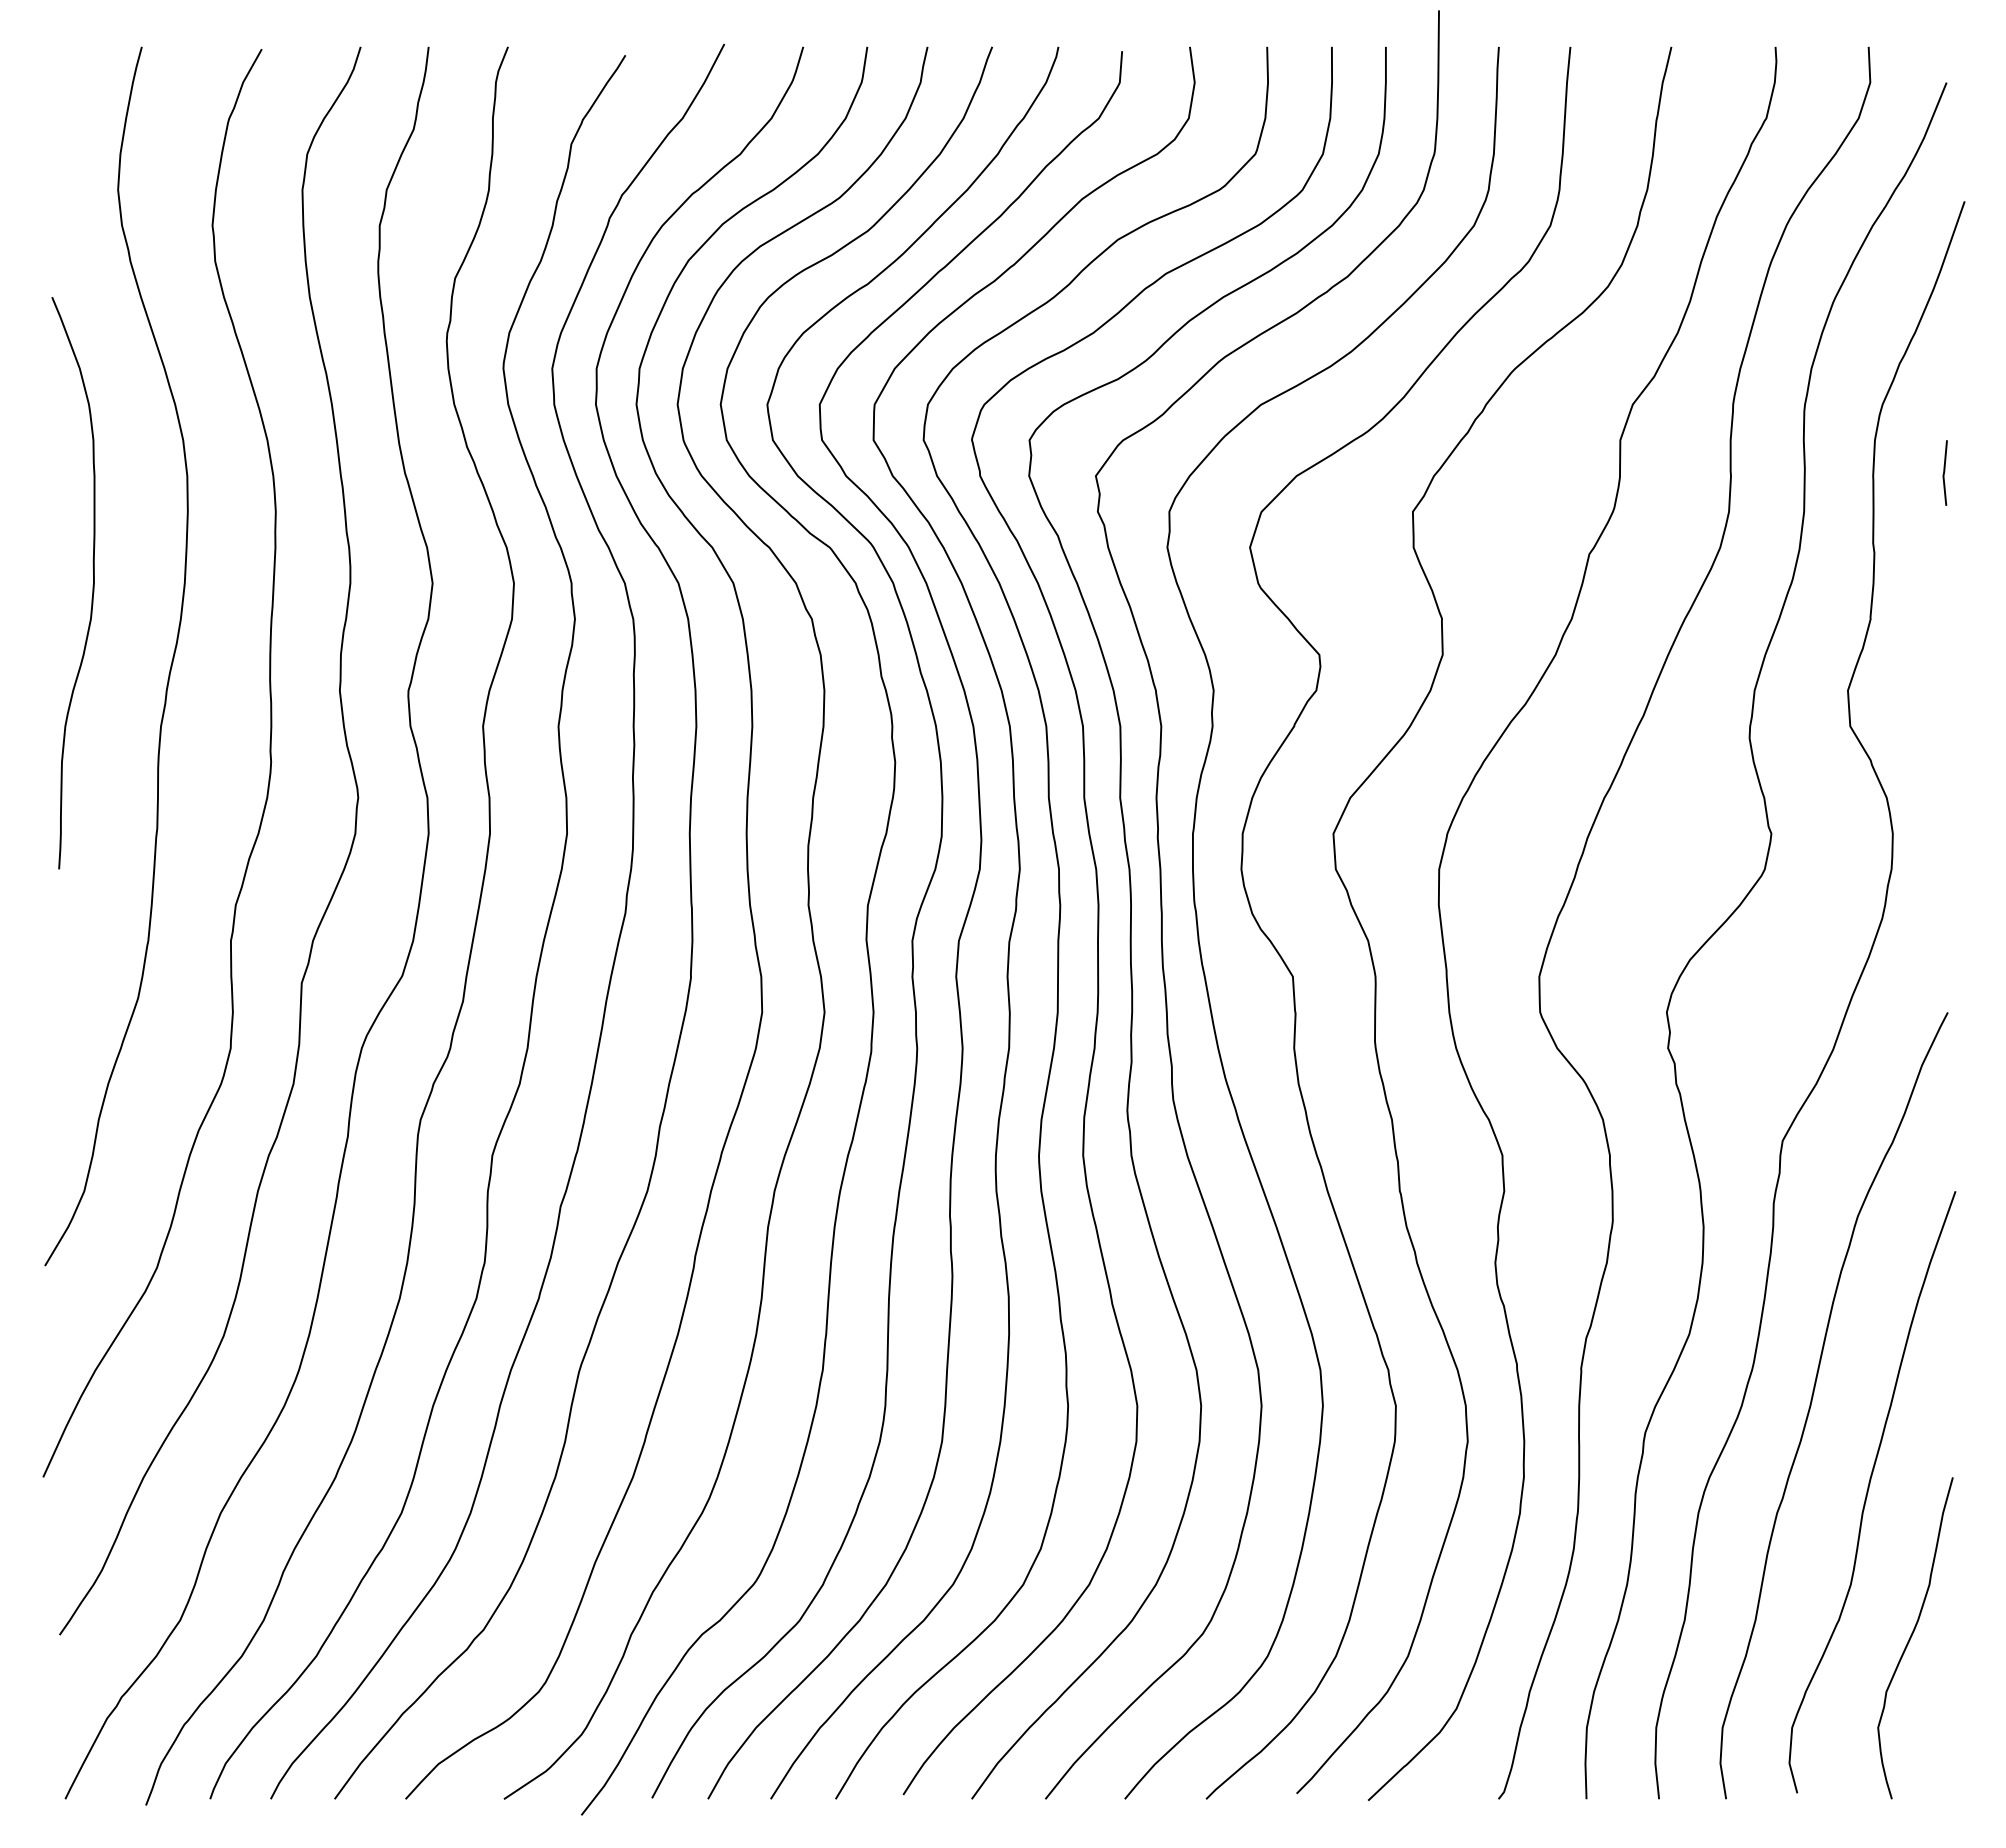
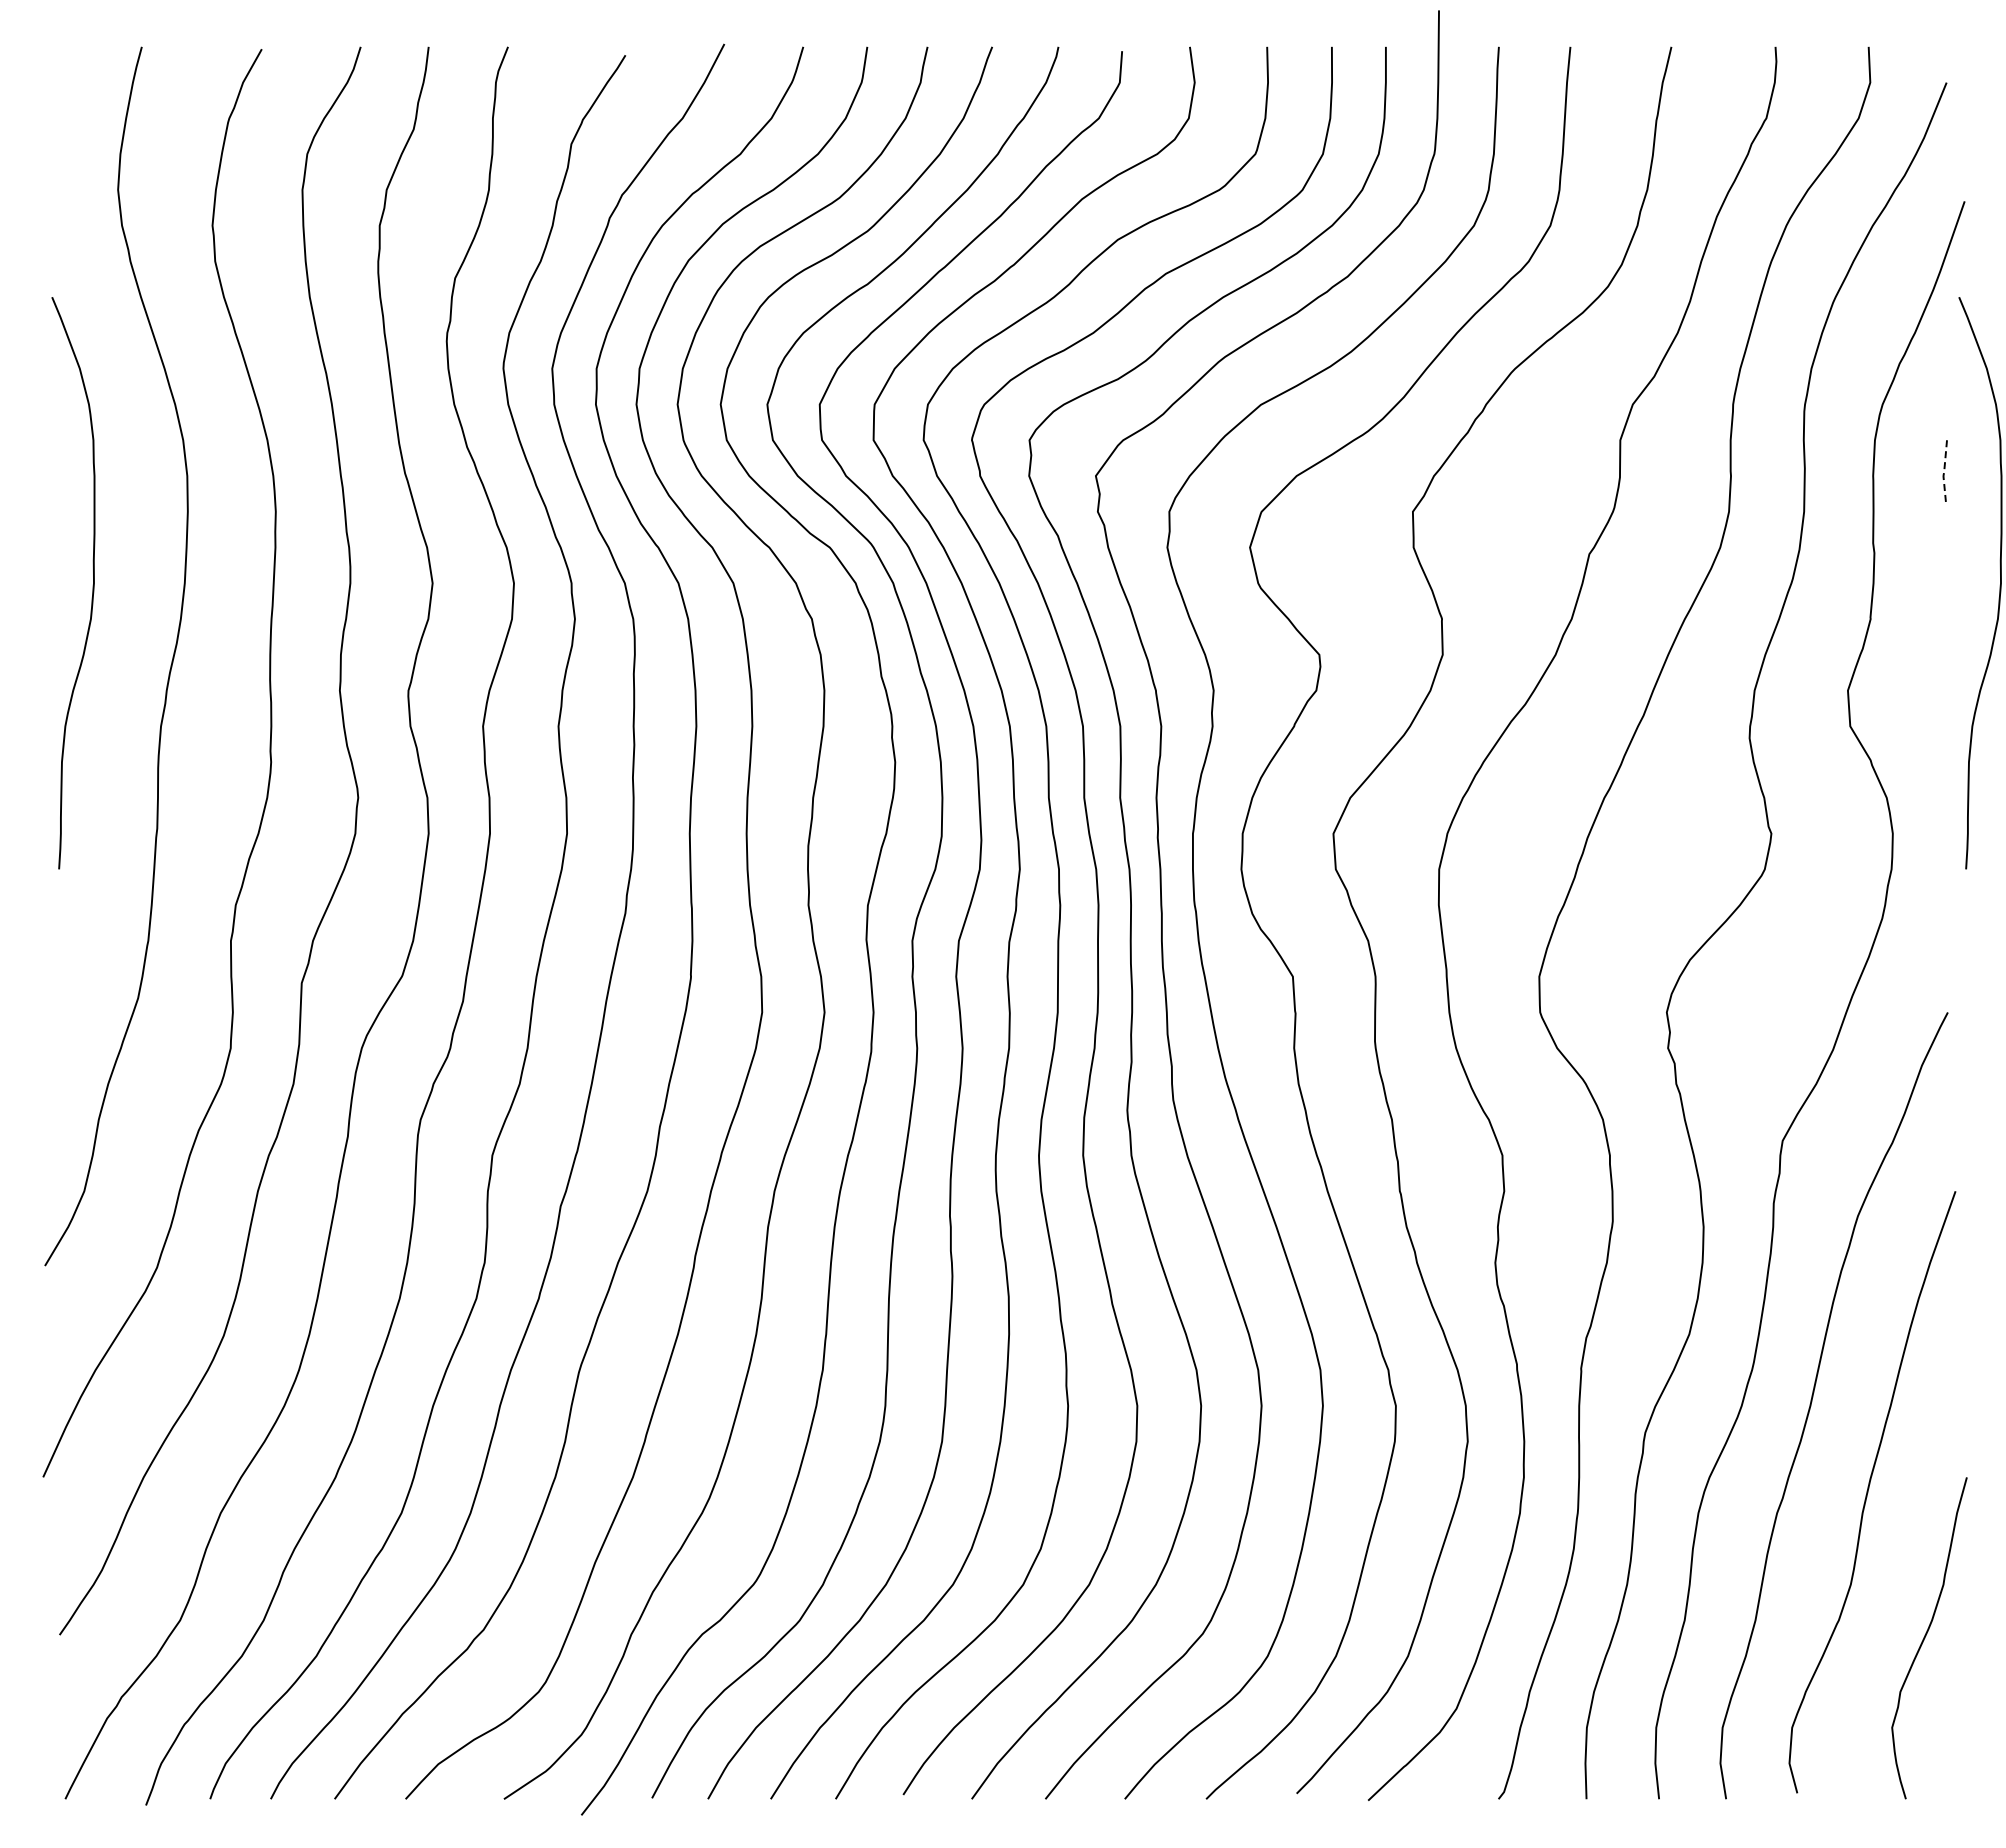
line: solid -> dashed (1943, 473)
curve: none -> present (1999, 585)
curve position: (1912, 1636) -> (1926, 1636) (1926, 1636)
